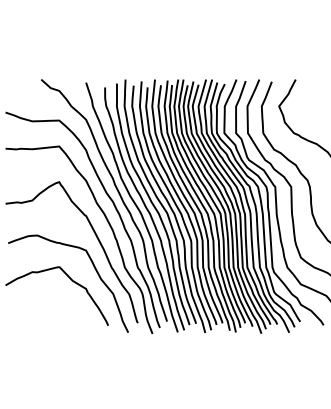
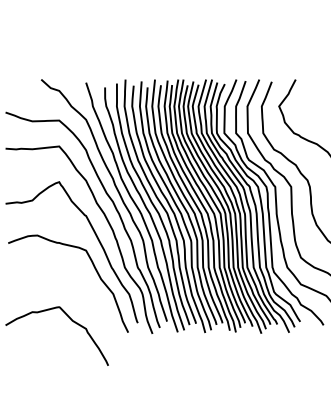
curve position: (71, 280) -> (71, 320) (71, 320)
